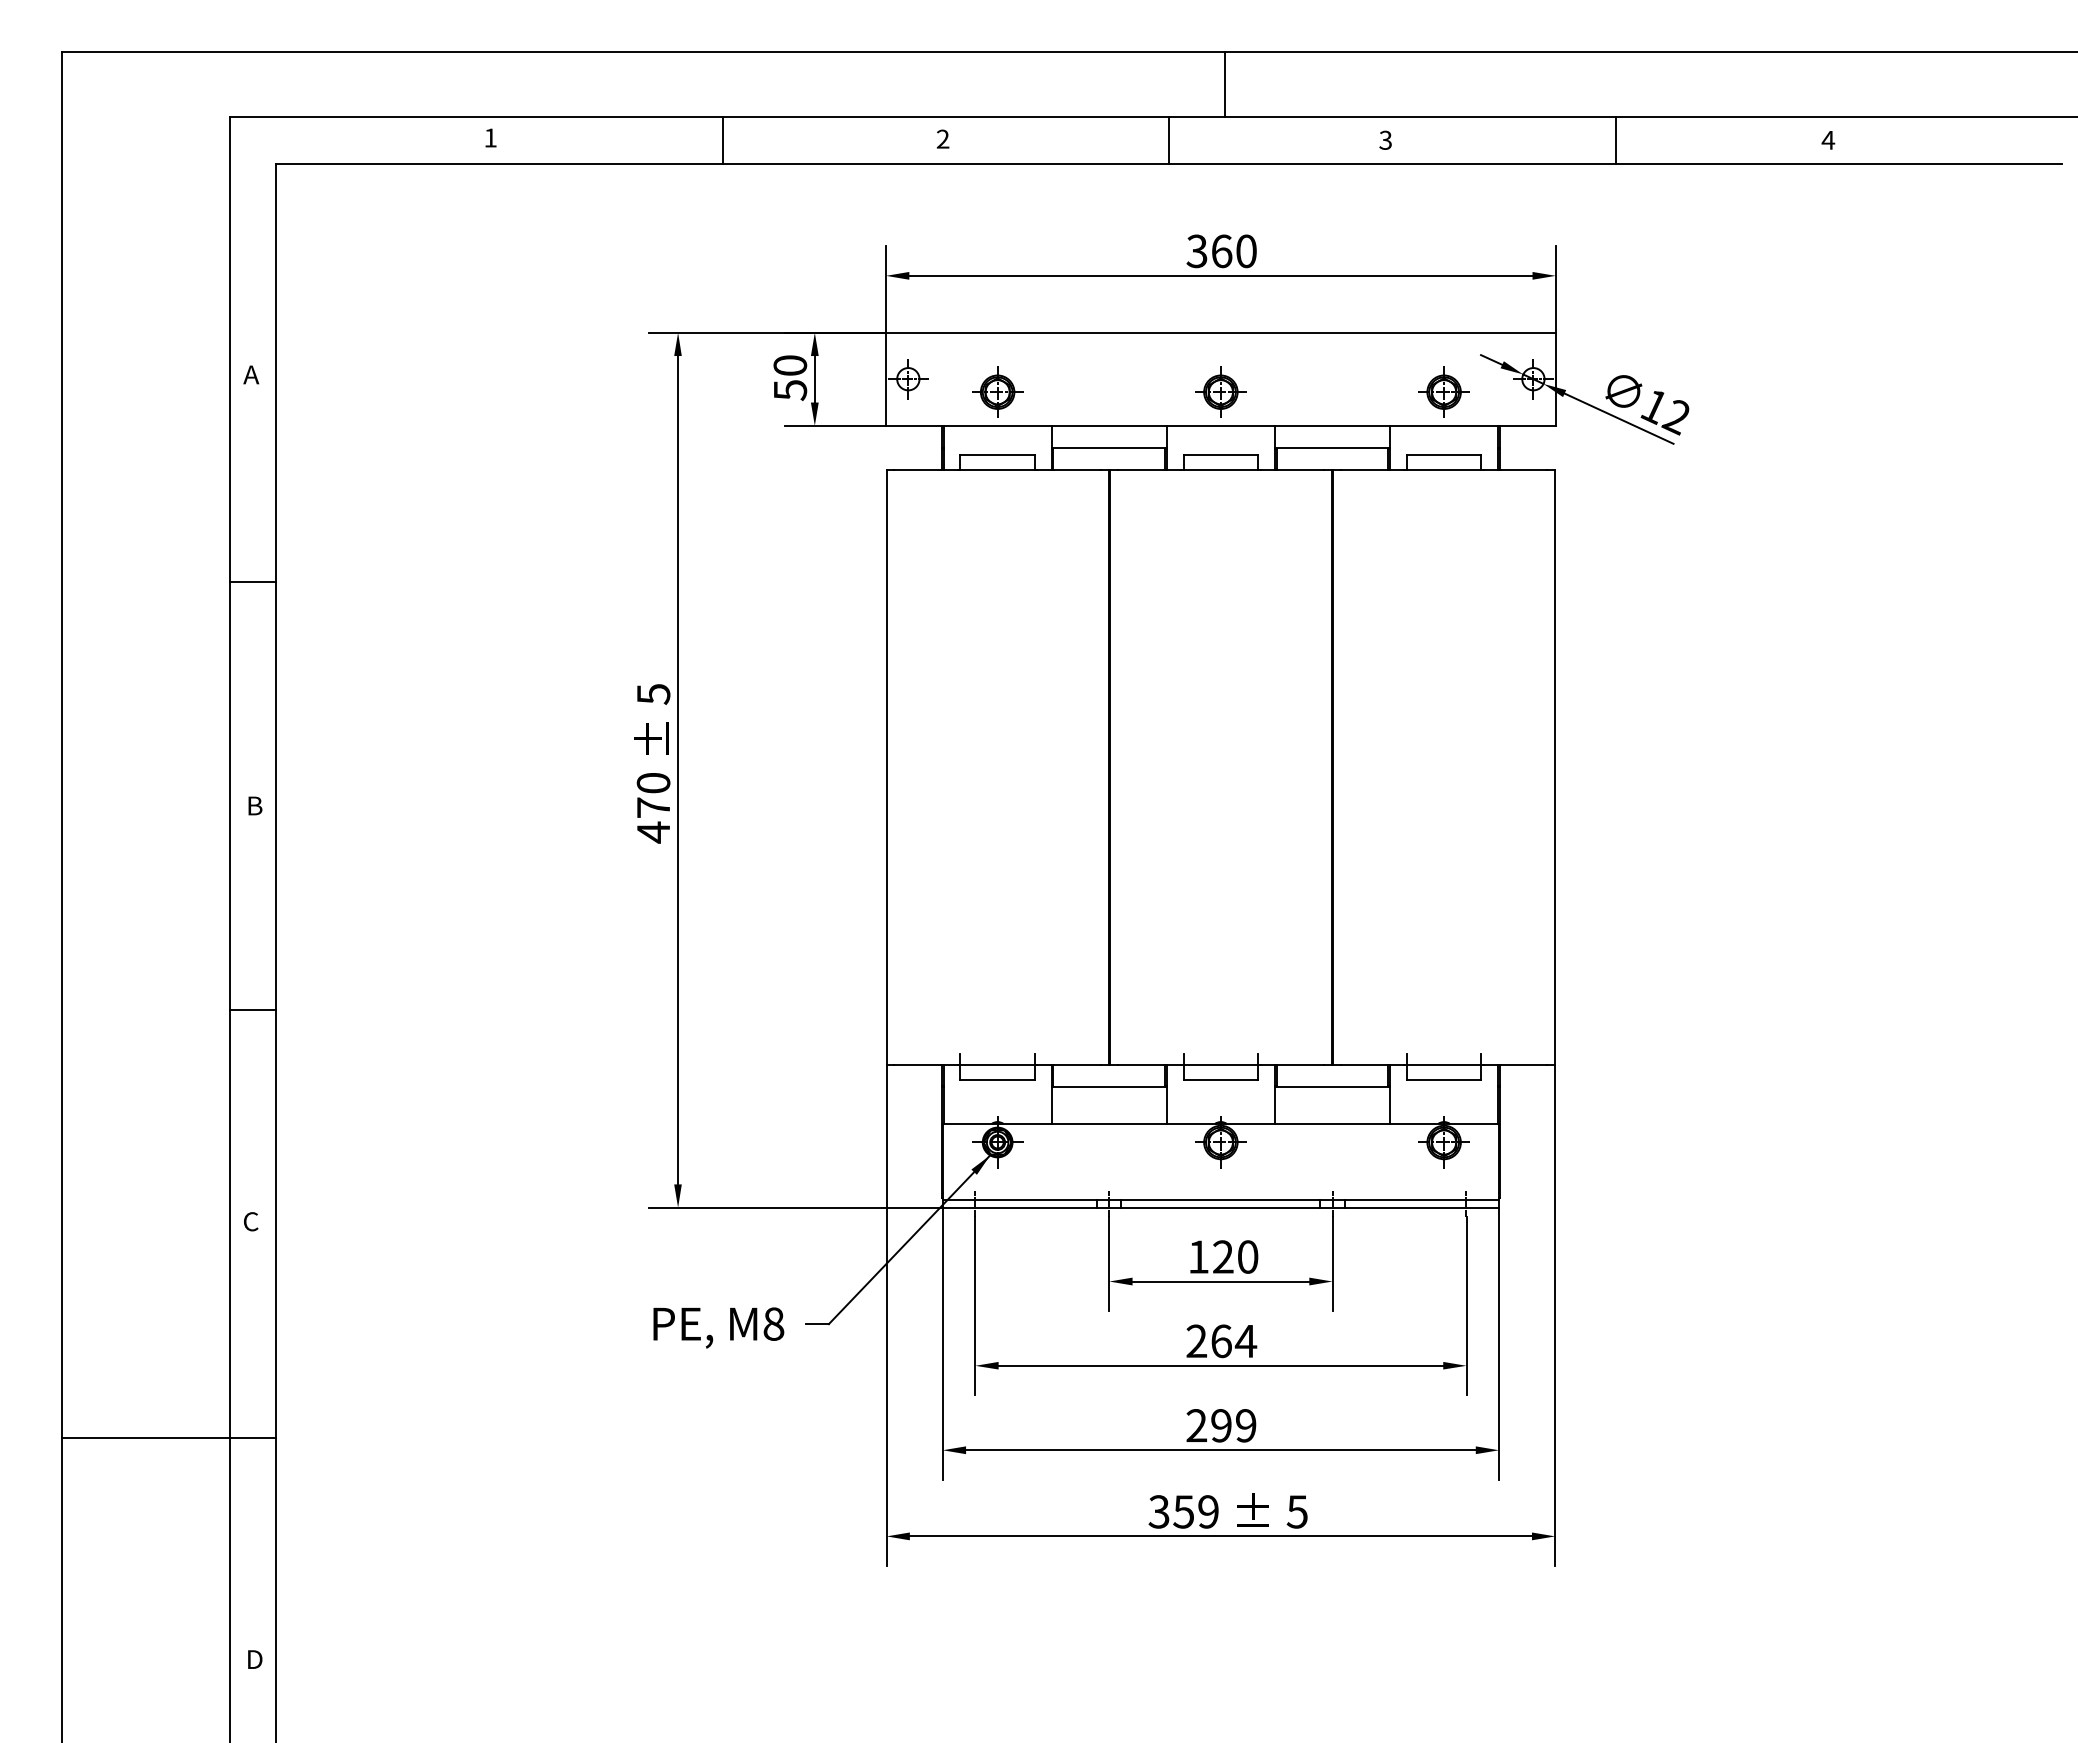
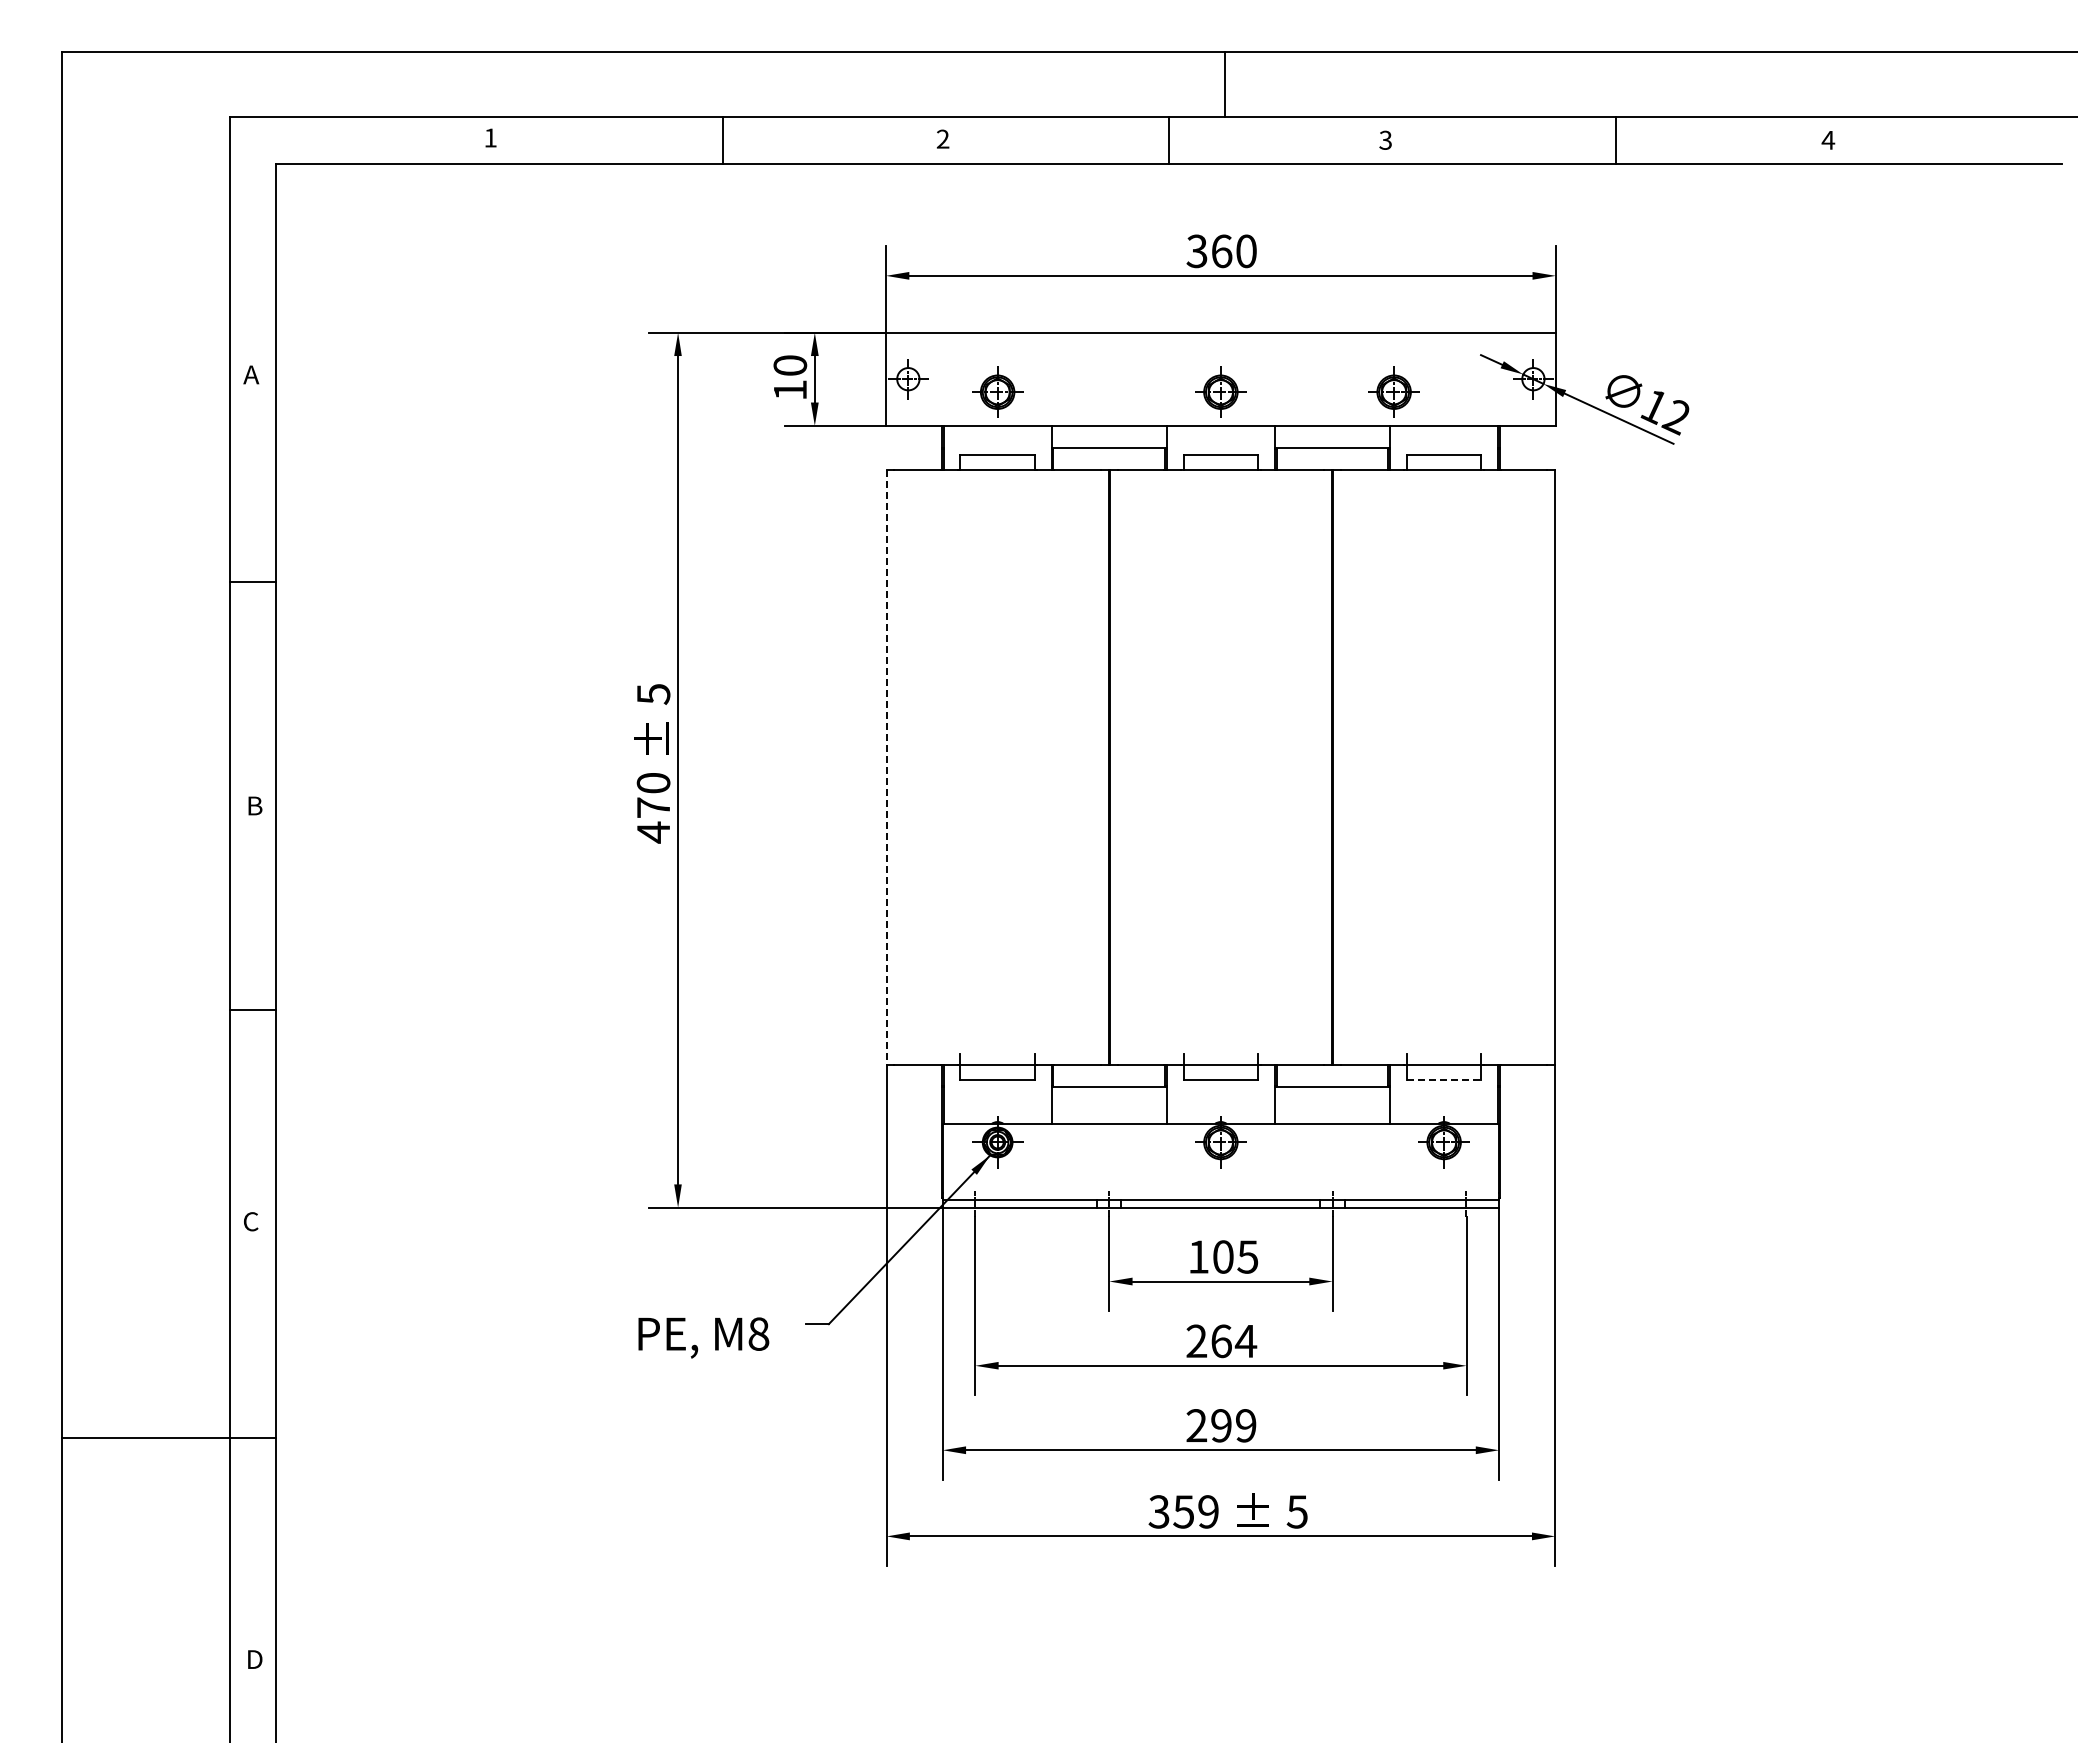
text: 50 -> 10 (790, 390)
part position: (1443, 391) -> (1393, 391) (1393, 391)
line: solid -> dashed (886, 767)
line: solid -> dashed (1444, 1079)
text: 120 -> 105 (1235, 1256)
text position: (718, 1327) -> (703, 1337) (703, 1337)
